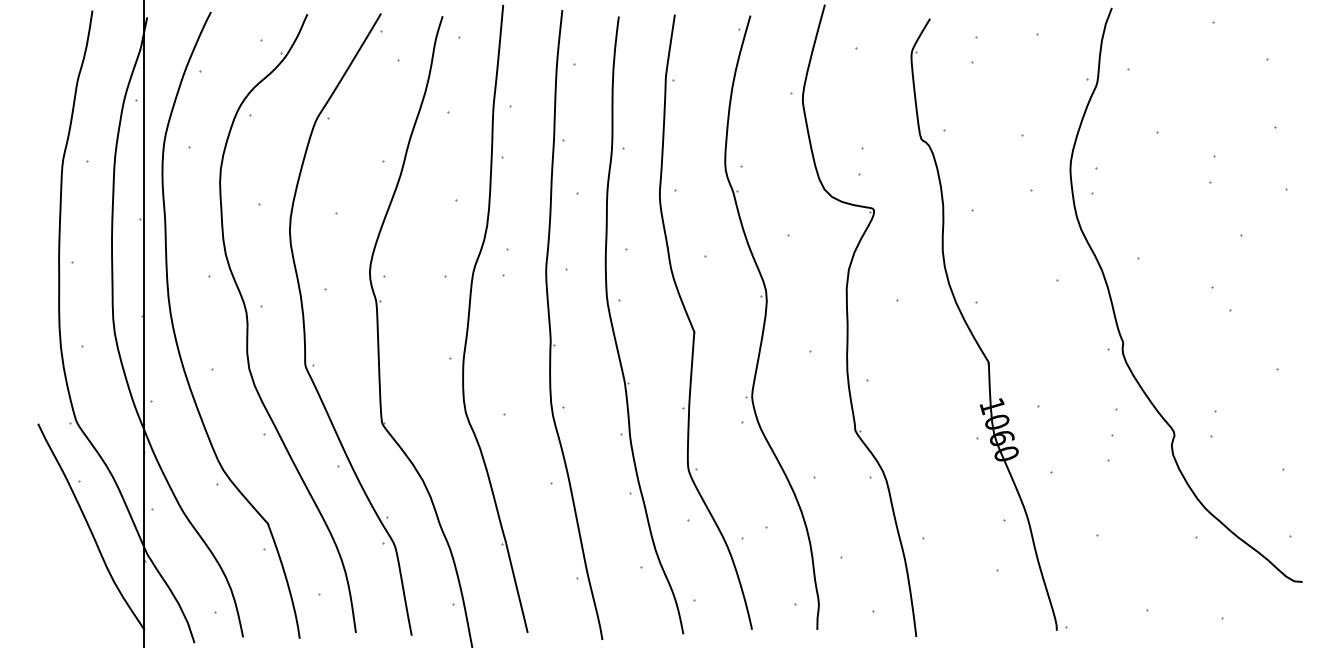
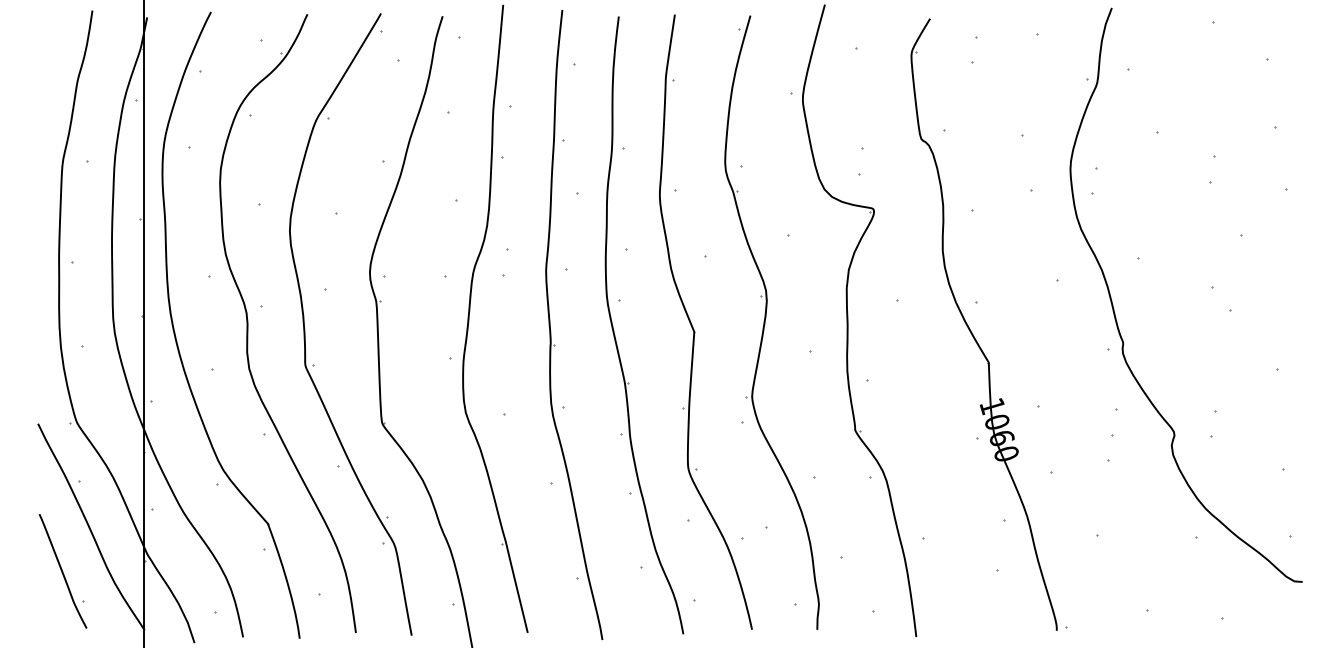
part: none -> present (62, 571)
